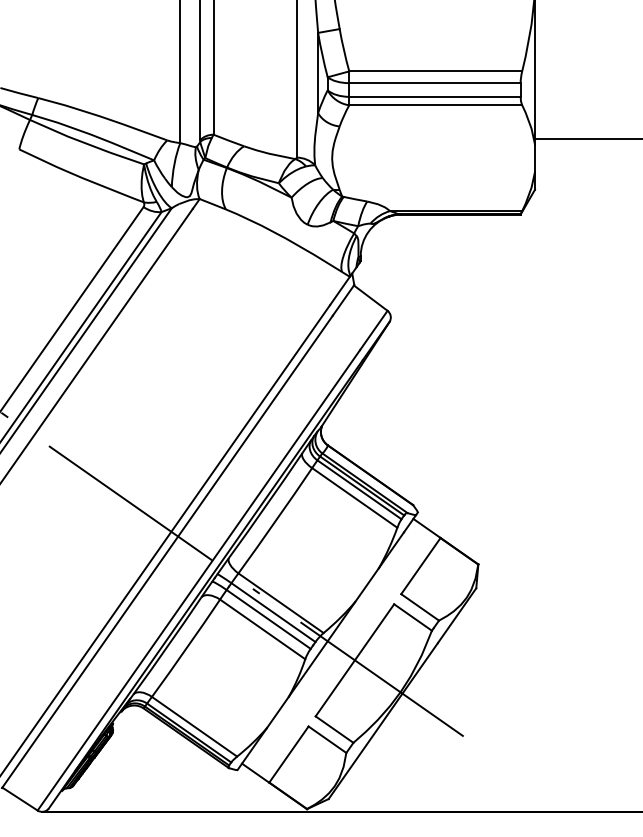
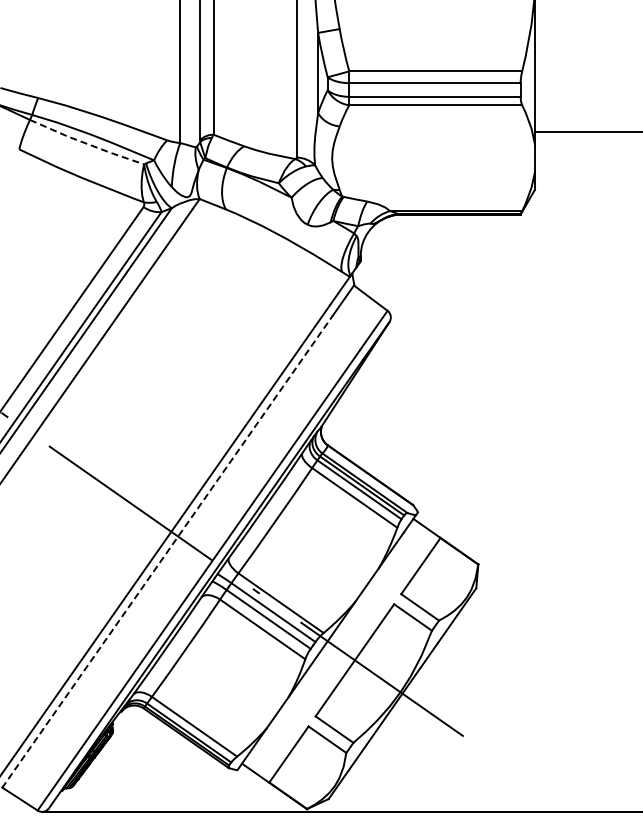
line position: (587, 139) -> (587, 132) (587, 132)
line: solid -> dashed (86, 143)
line: solid -> dashed (167, 551)
